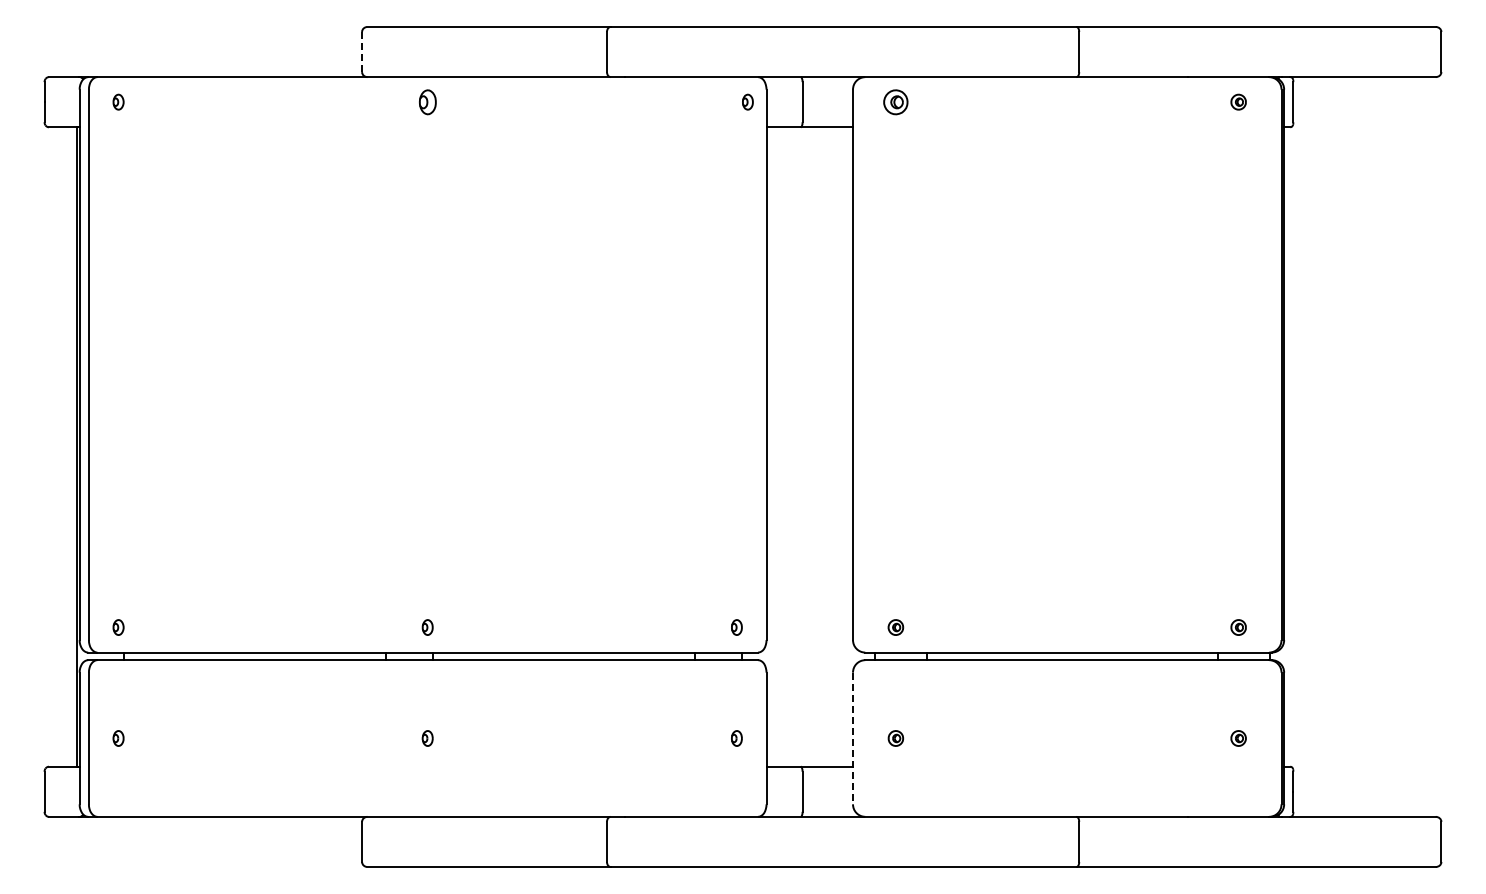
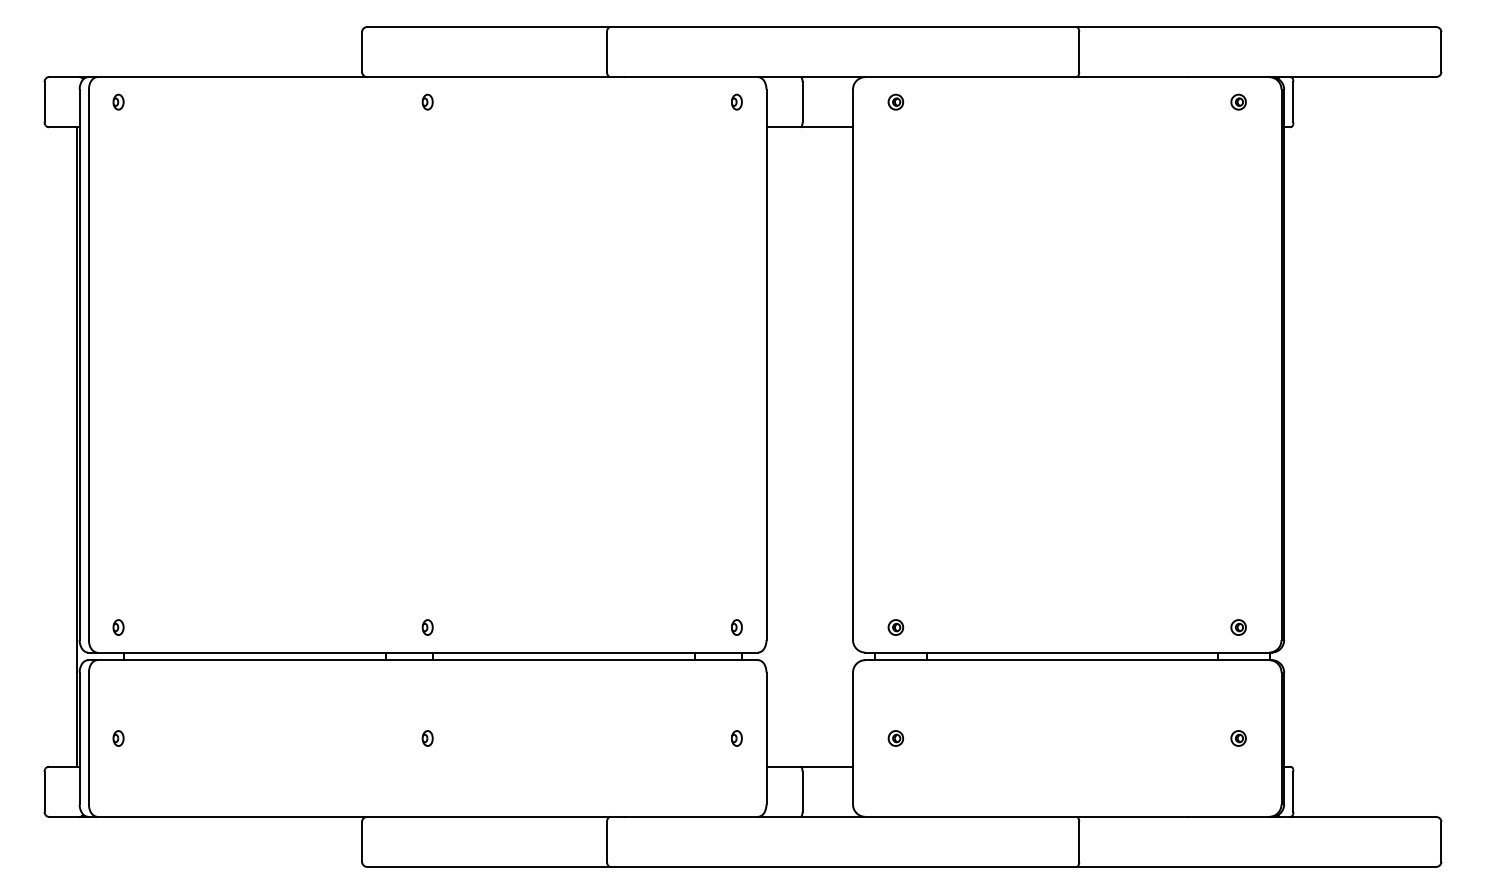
line: dashed -> solid (362, 52)
part position: (747, 101) -> (736, 101) (736, 101)
part size: 18x27 px -> 13x18 px (427, 101)
part size: 26x27 px -> 18x18 px (895, 101)
line: dashed -> solid (853, 738)
